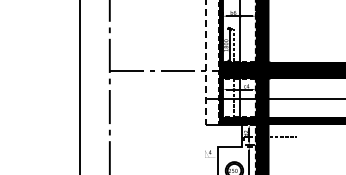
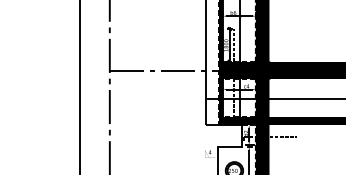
line: dashed -> solid (206, 63)
